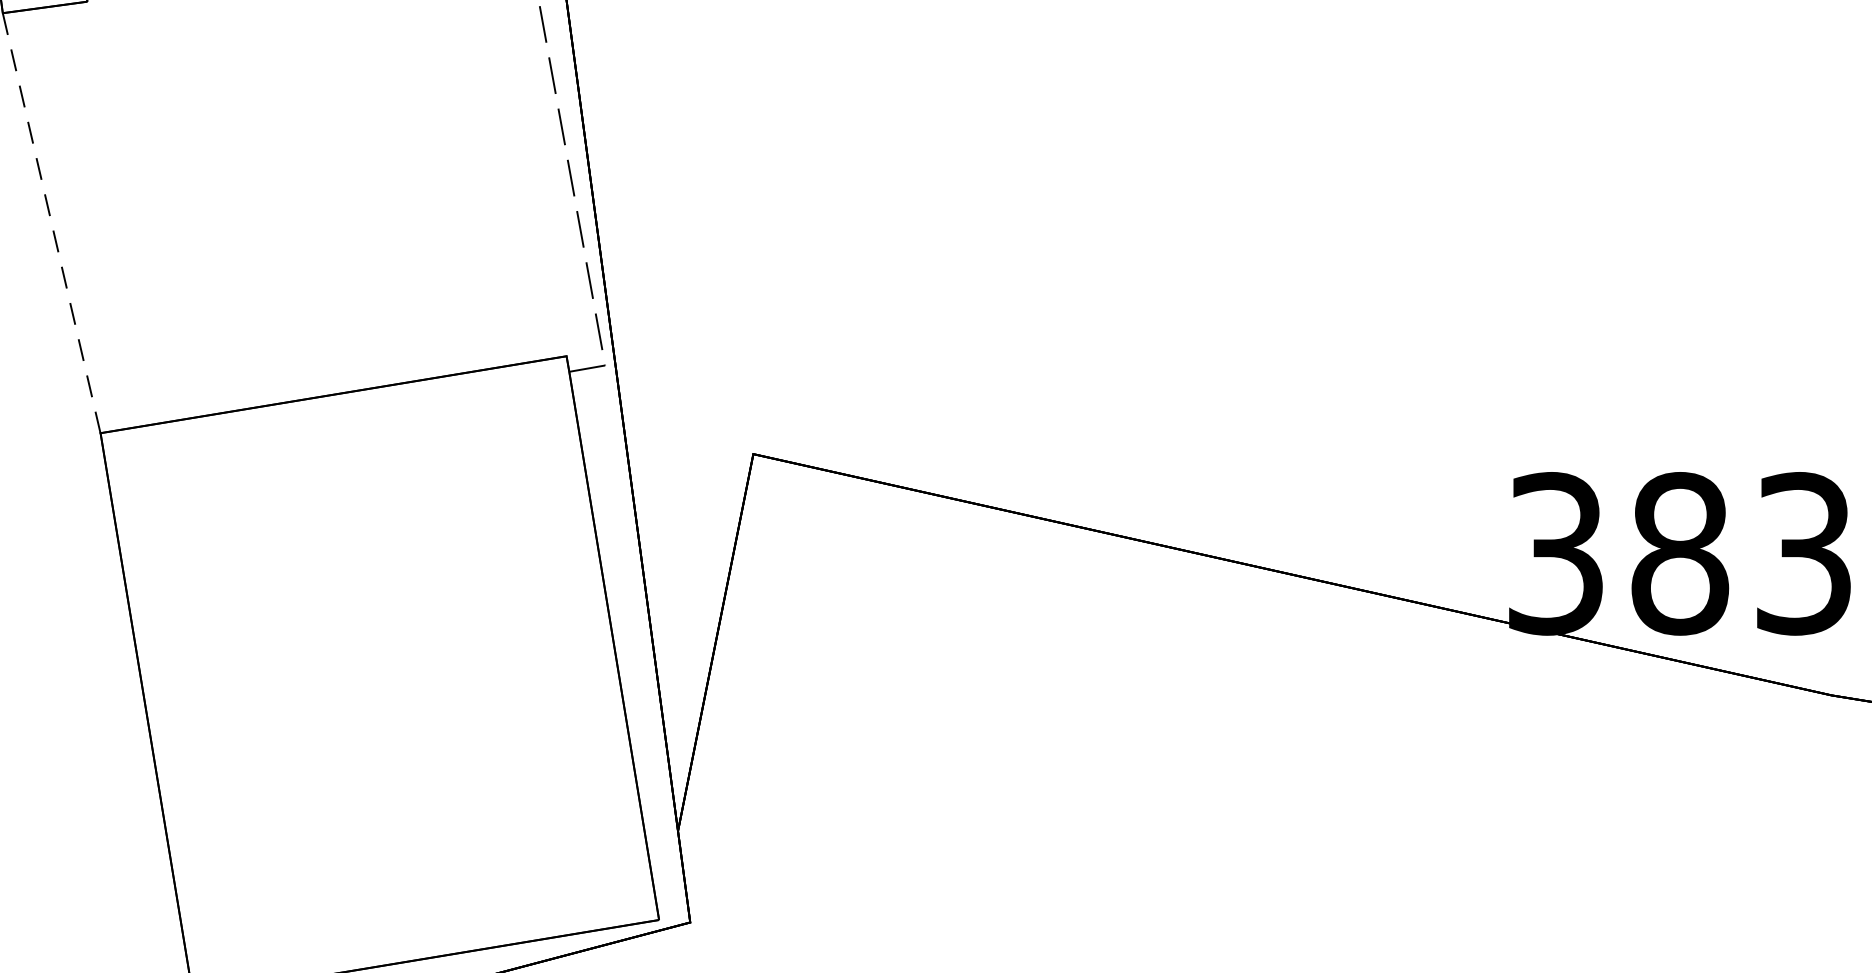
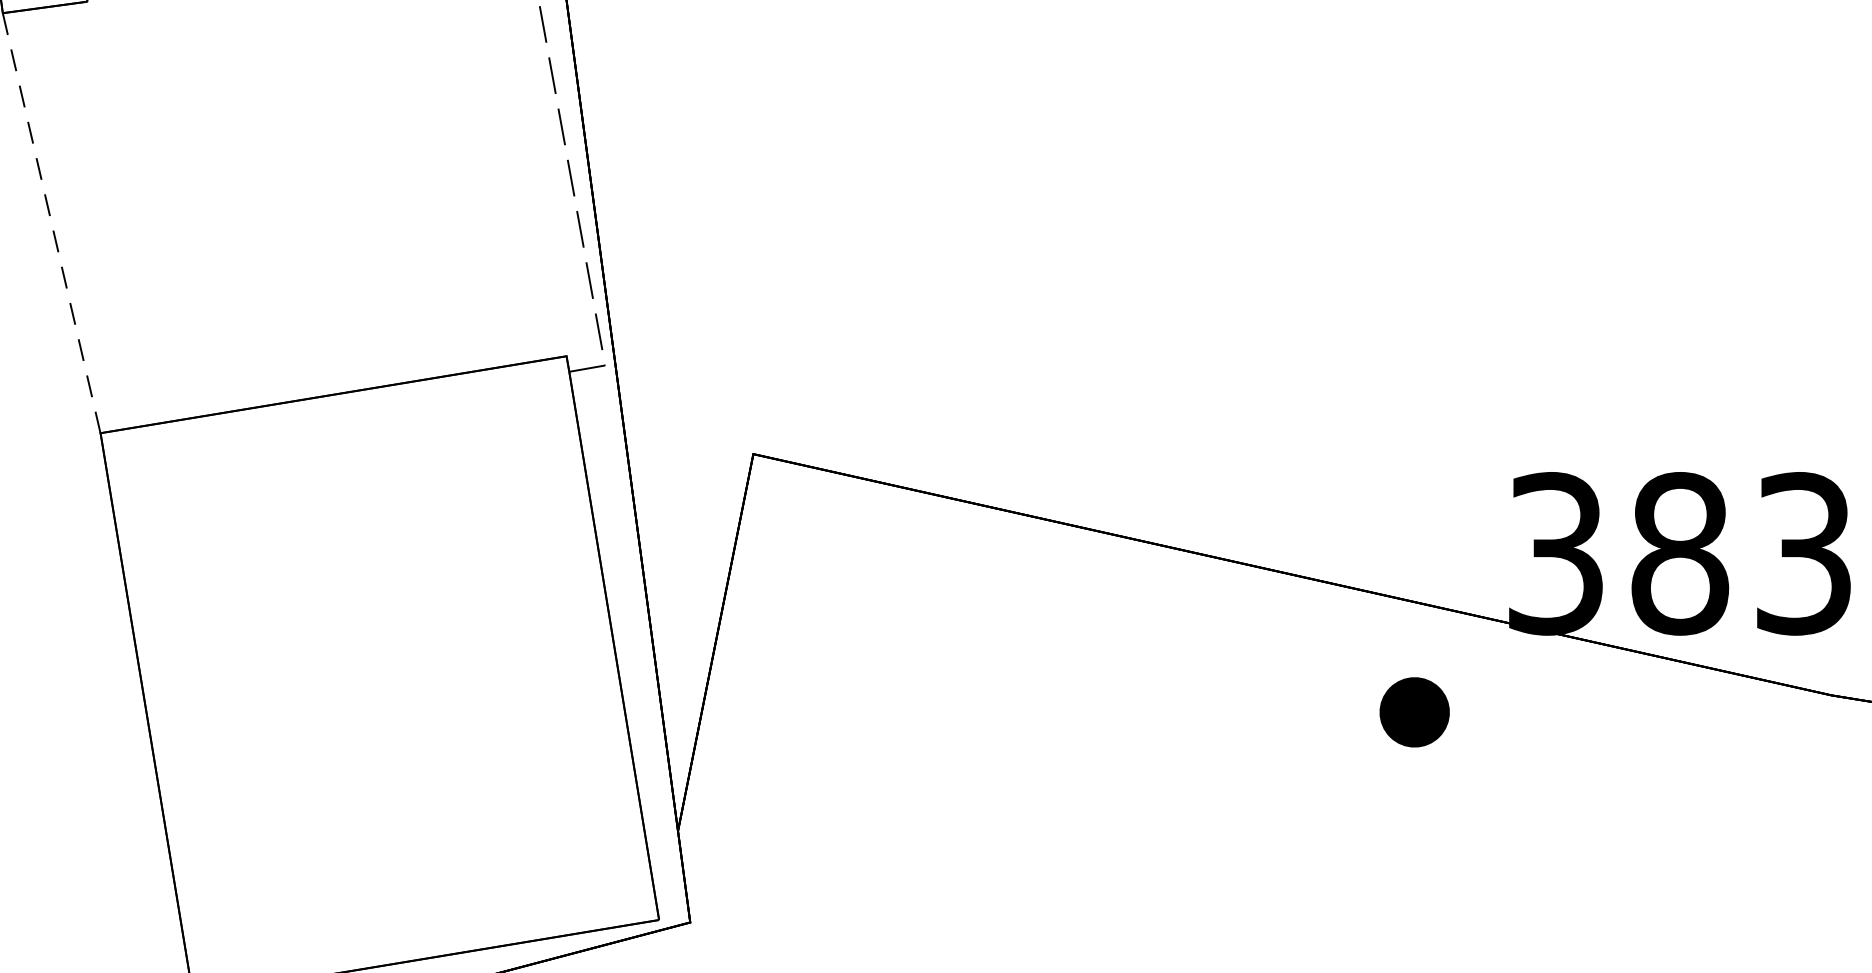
part: none -> present (1414, 712)
